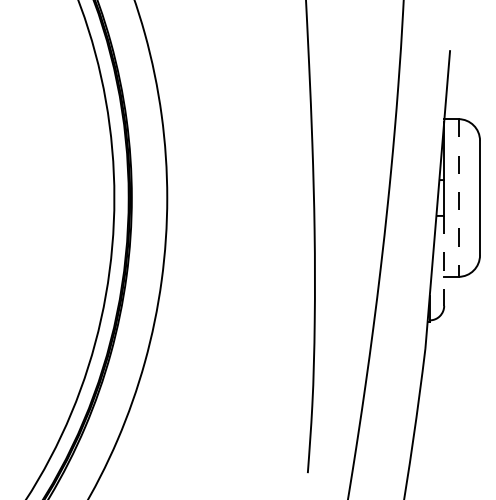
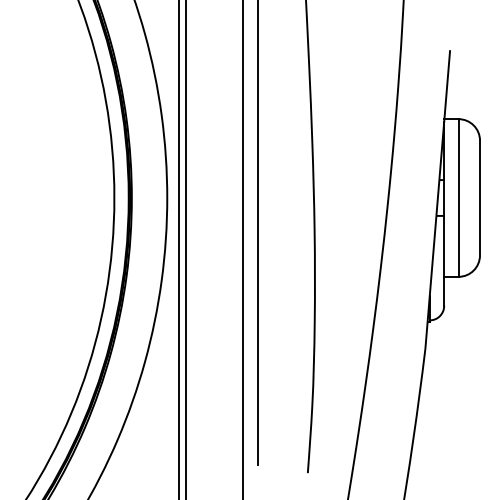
line: dashed -> solid (458, 198)
line: none -> present (257, 233)
line: none -> present (178, 249)
line: none -> present (186, 249)
line: none -> present (243, 249)
line: dashed -> solid (444, 260)
